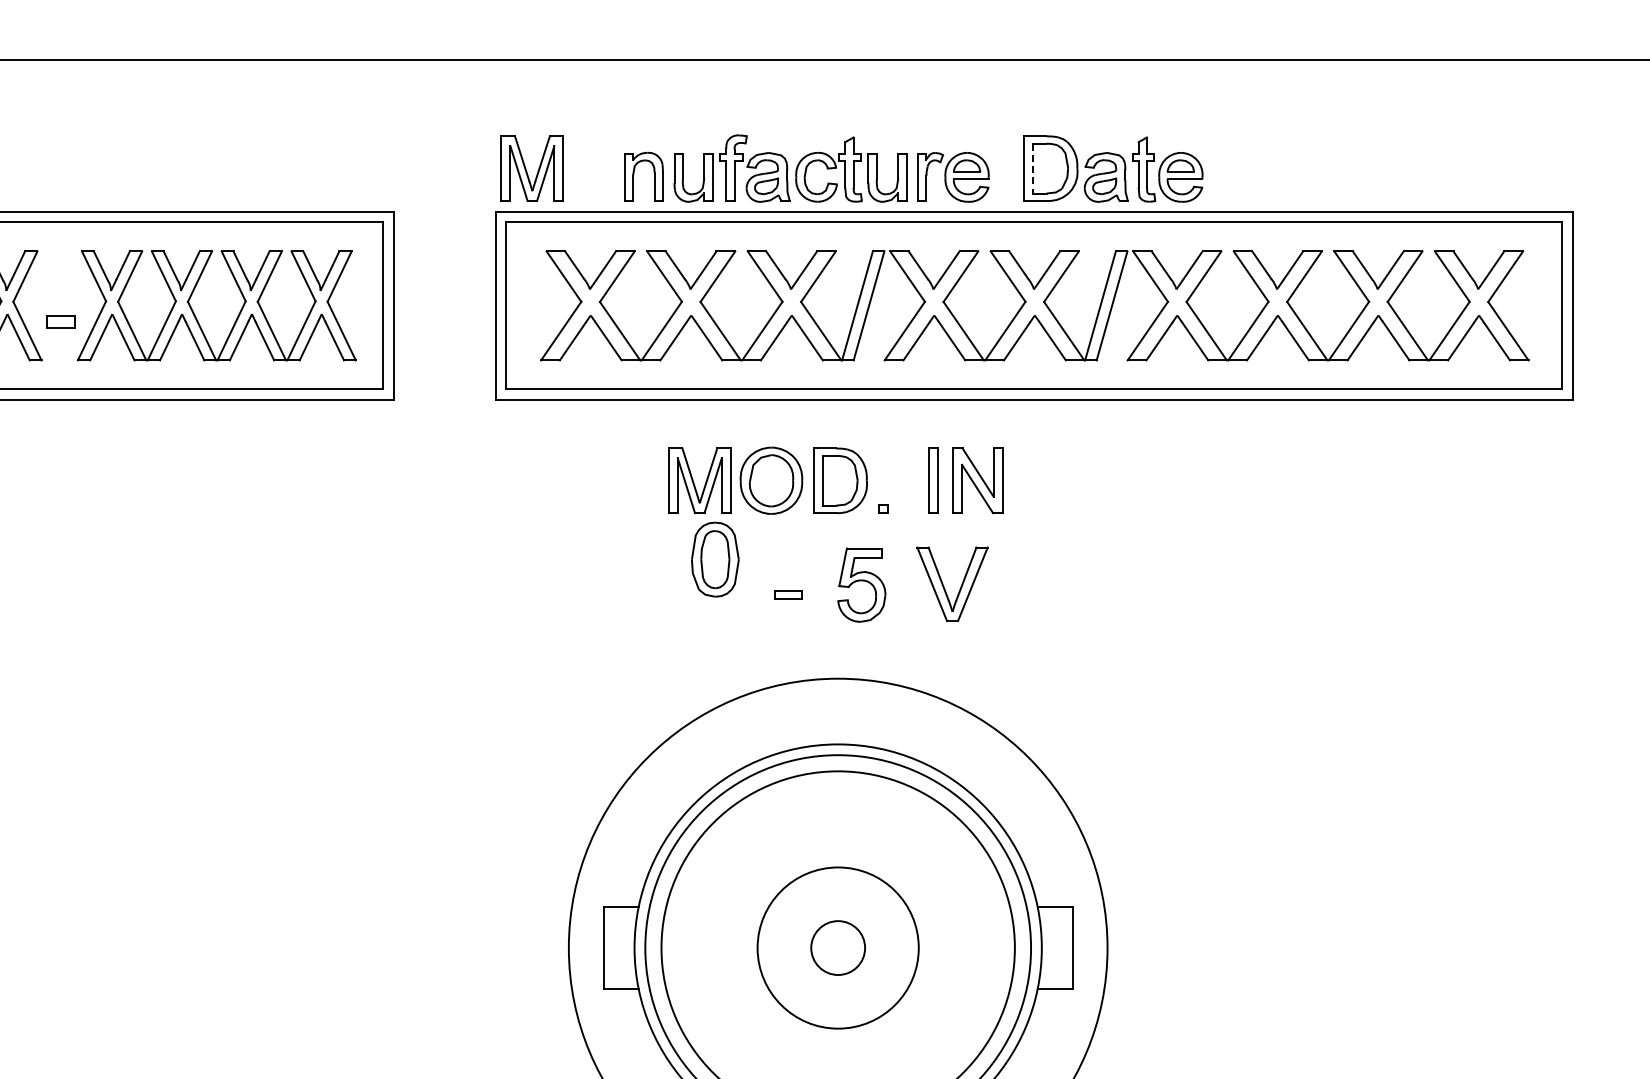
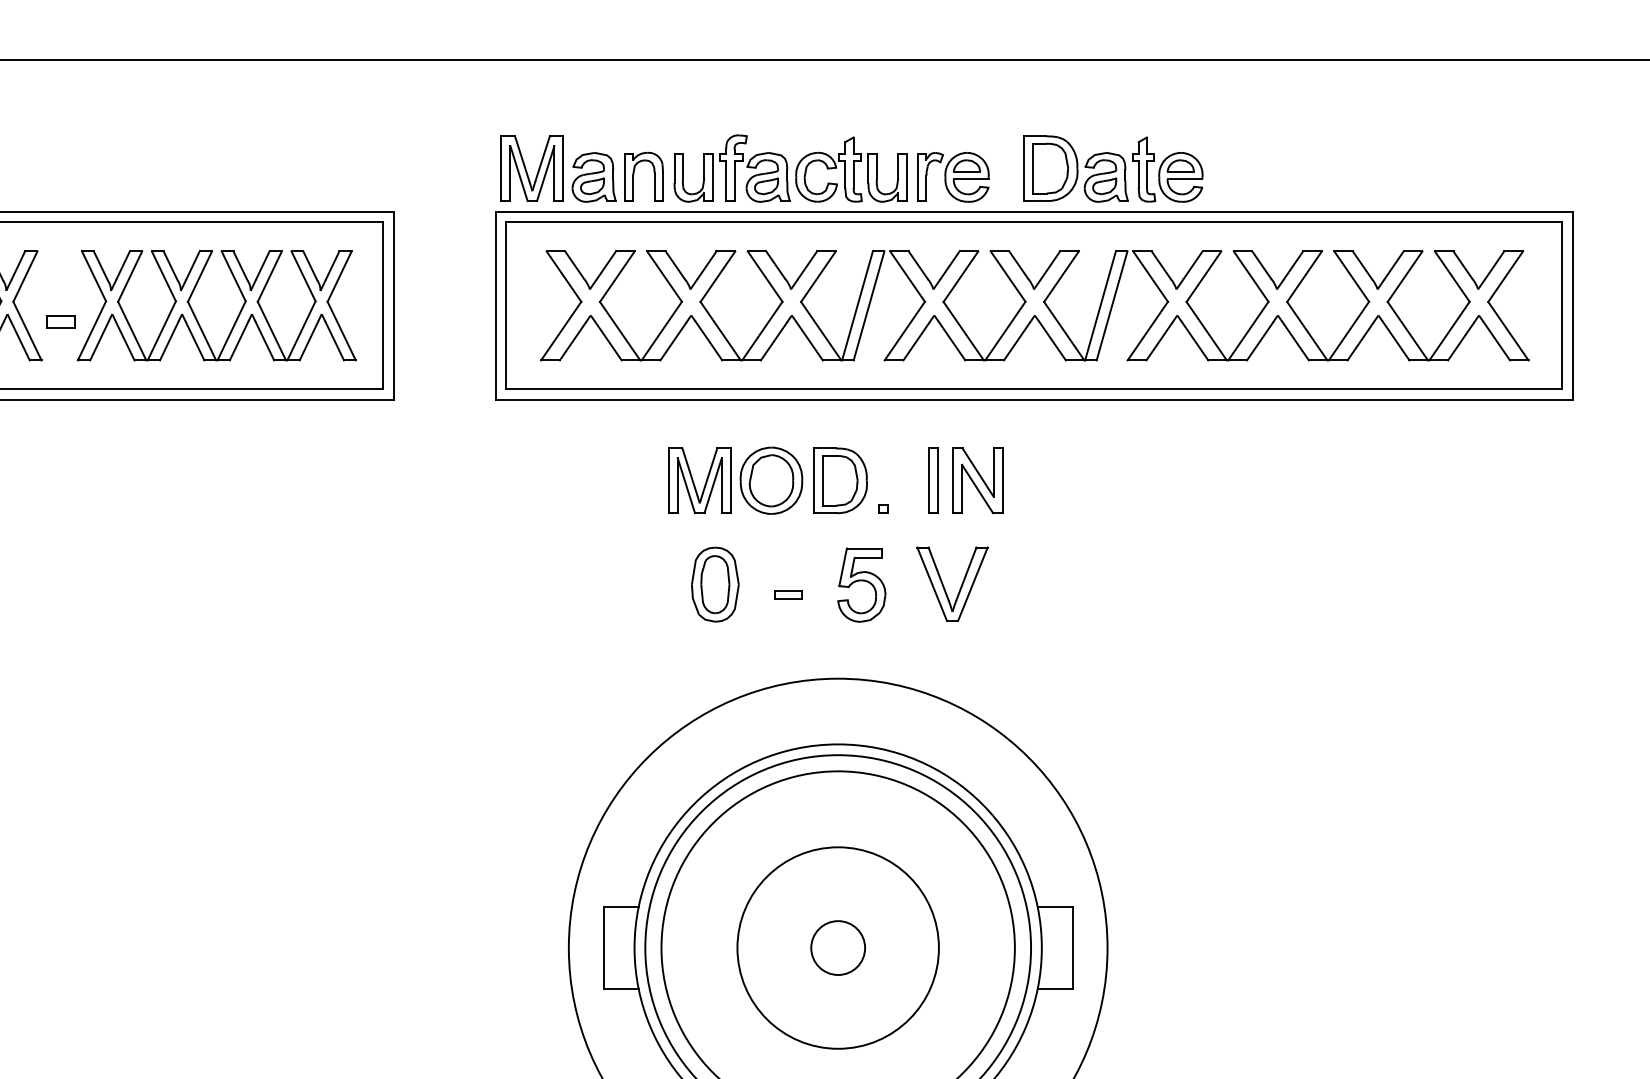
line: dashed -> solid (1033, 168)
part: none -> present (593, 177)
part position: (715, 559) -> (715, 584) (715, 584)
circle diameter: 161 px -> 201 px (837, 947)
